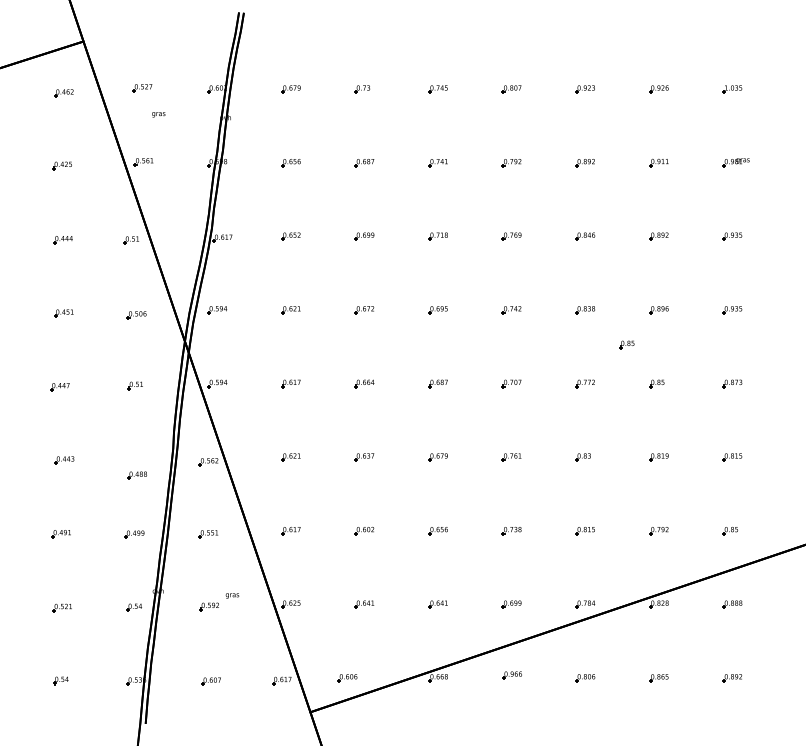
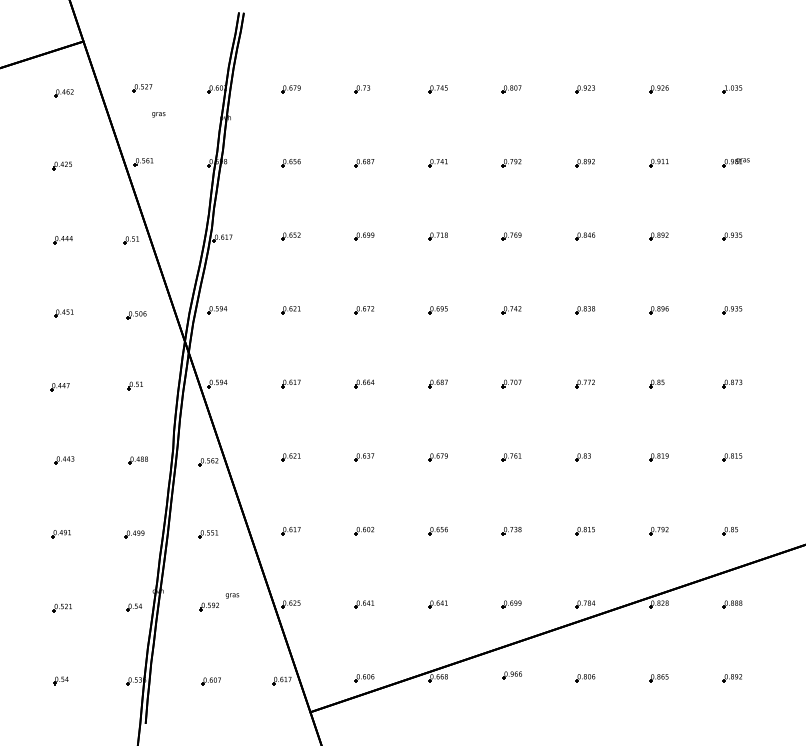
part: present -> none (626, 344)
part position: (136, 475) -> (137, 460) (137, 460)
part position: (347, 678) -> (364, 678) (364, 678)
